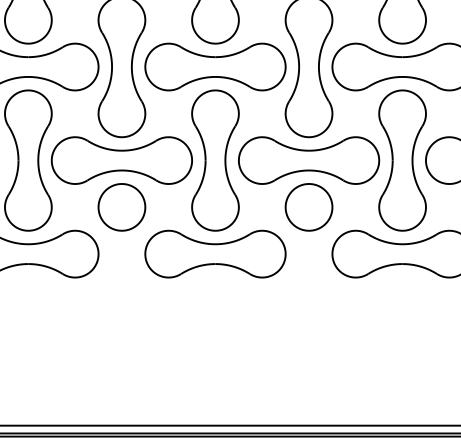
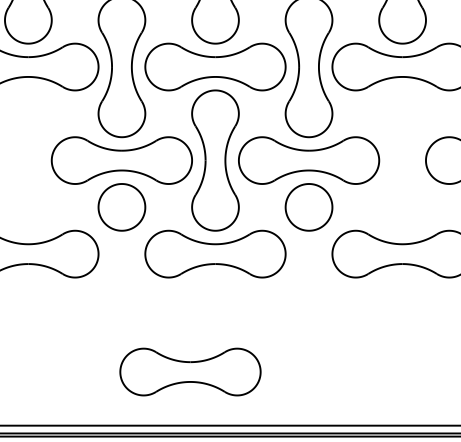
part: present -> none (28, 160)
part: present -> none (402, 160)
part: none -> present (190, 371)
